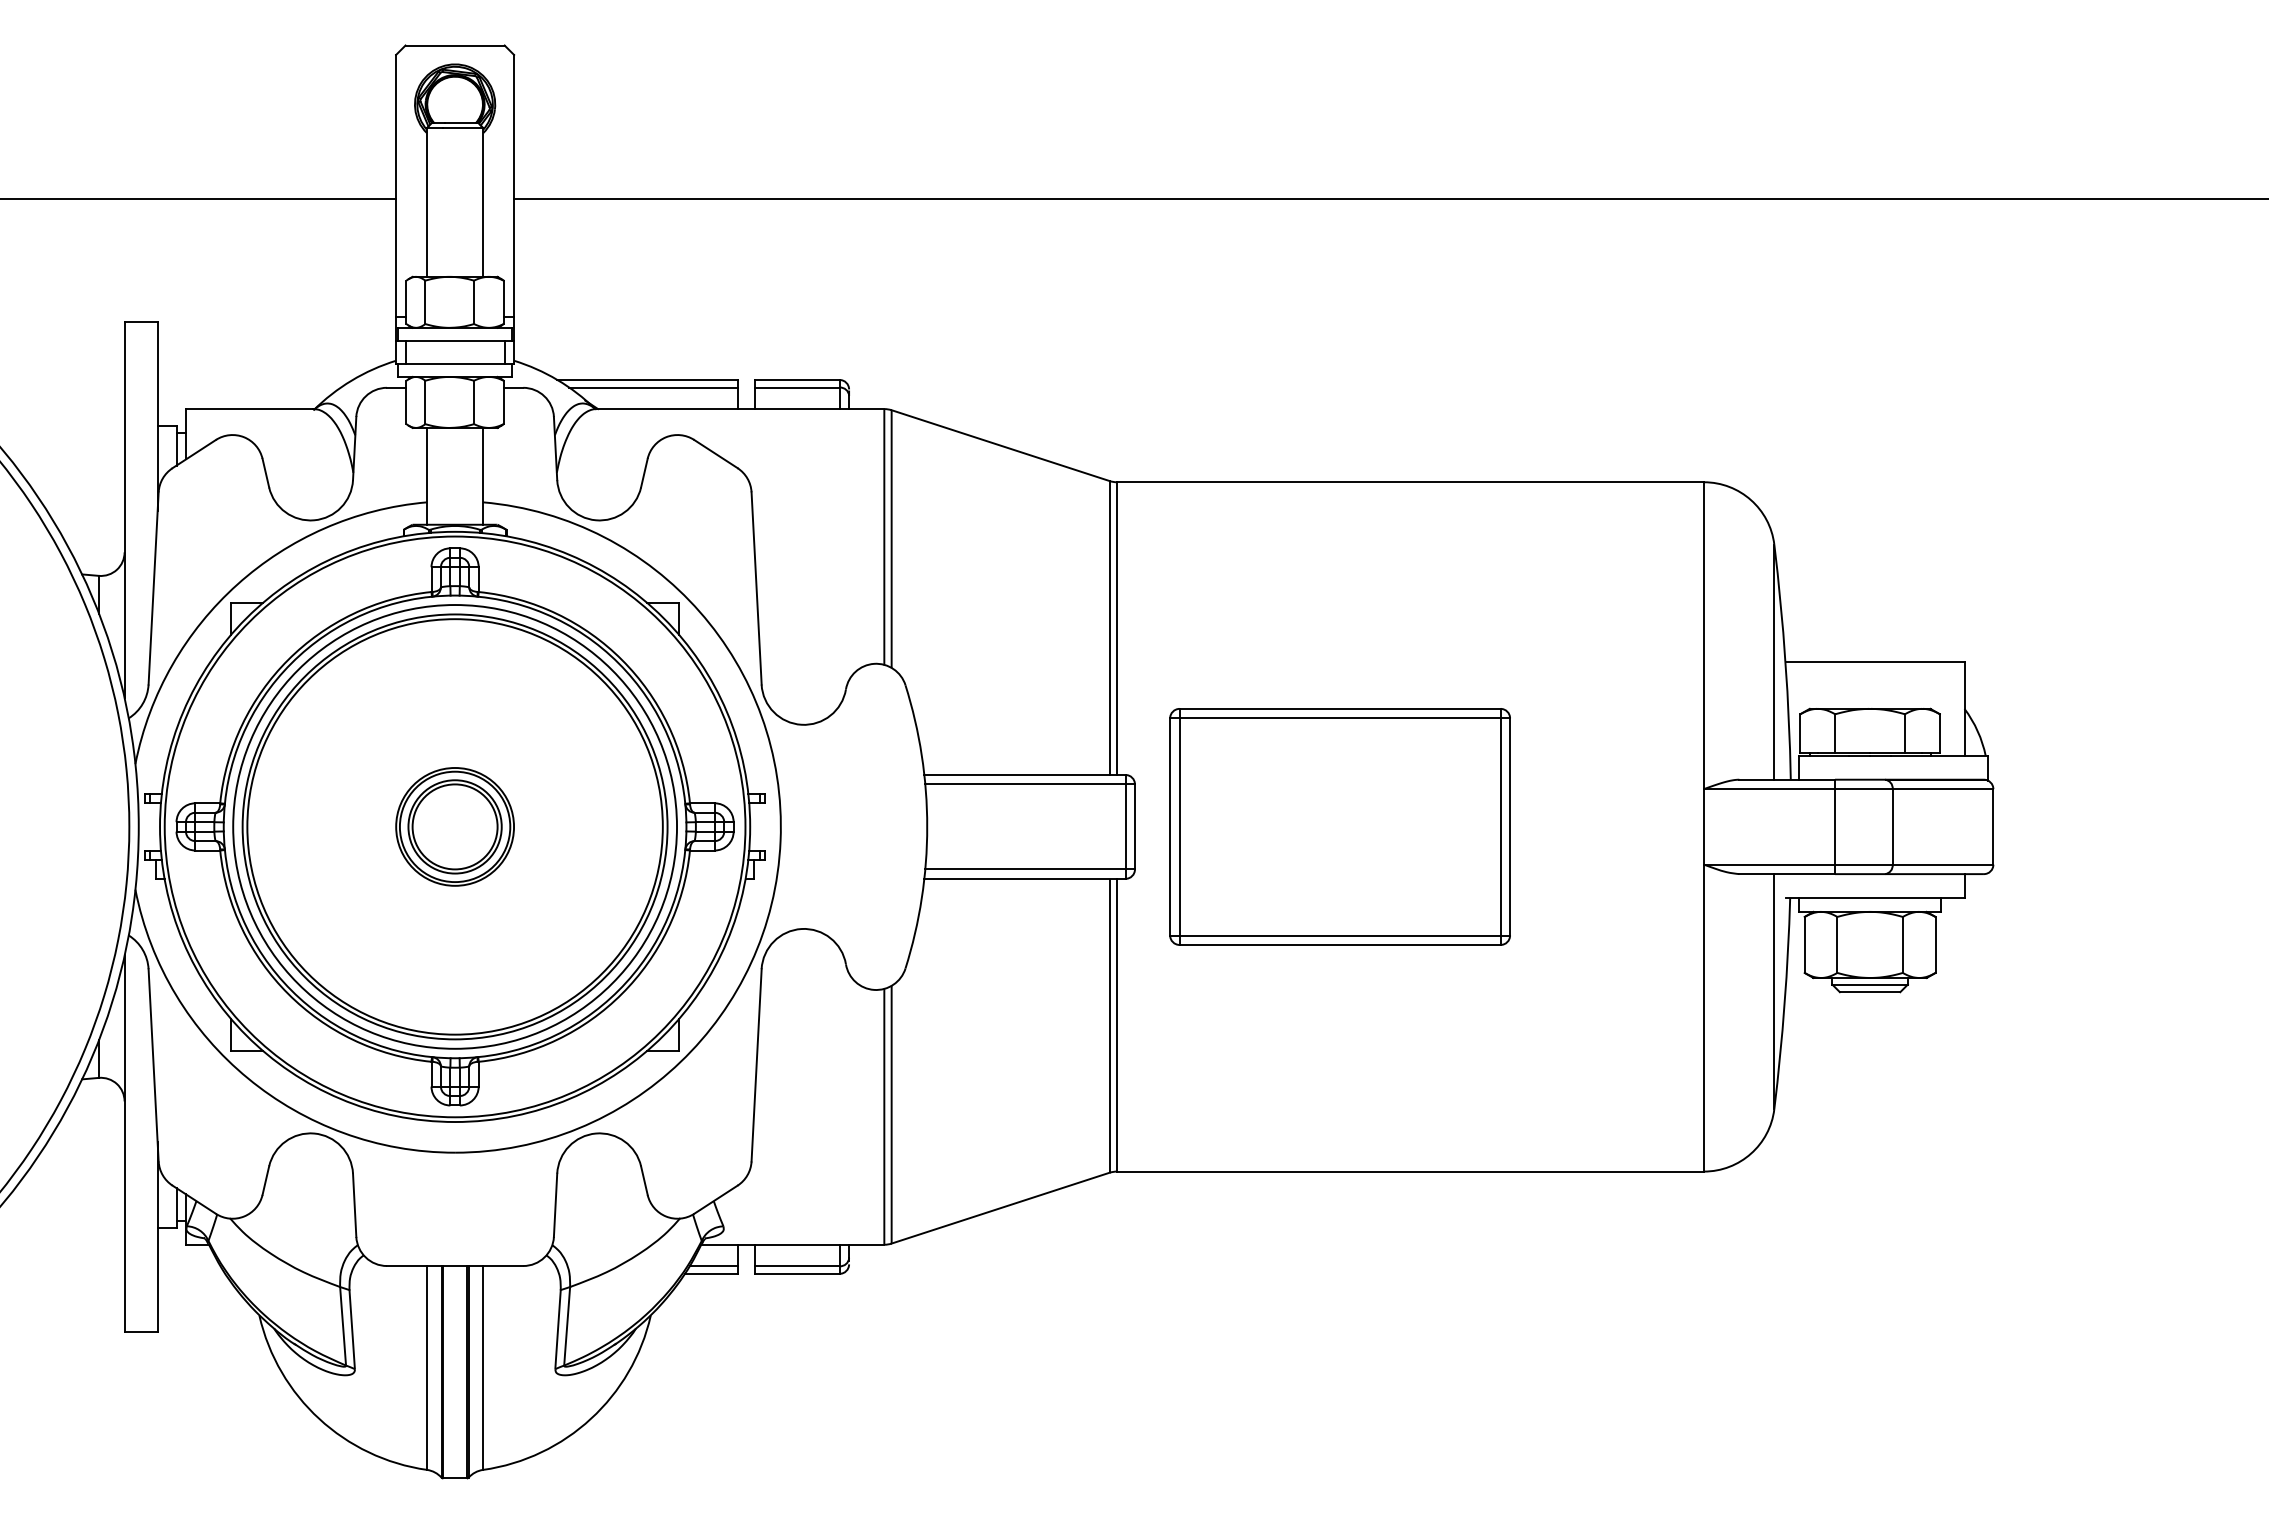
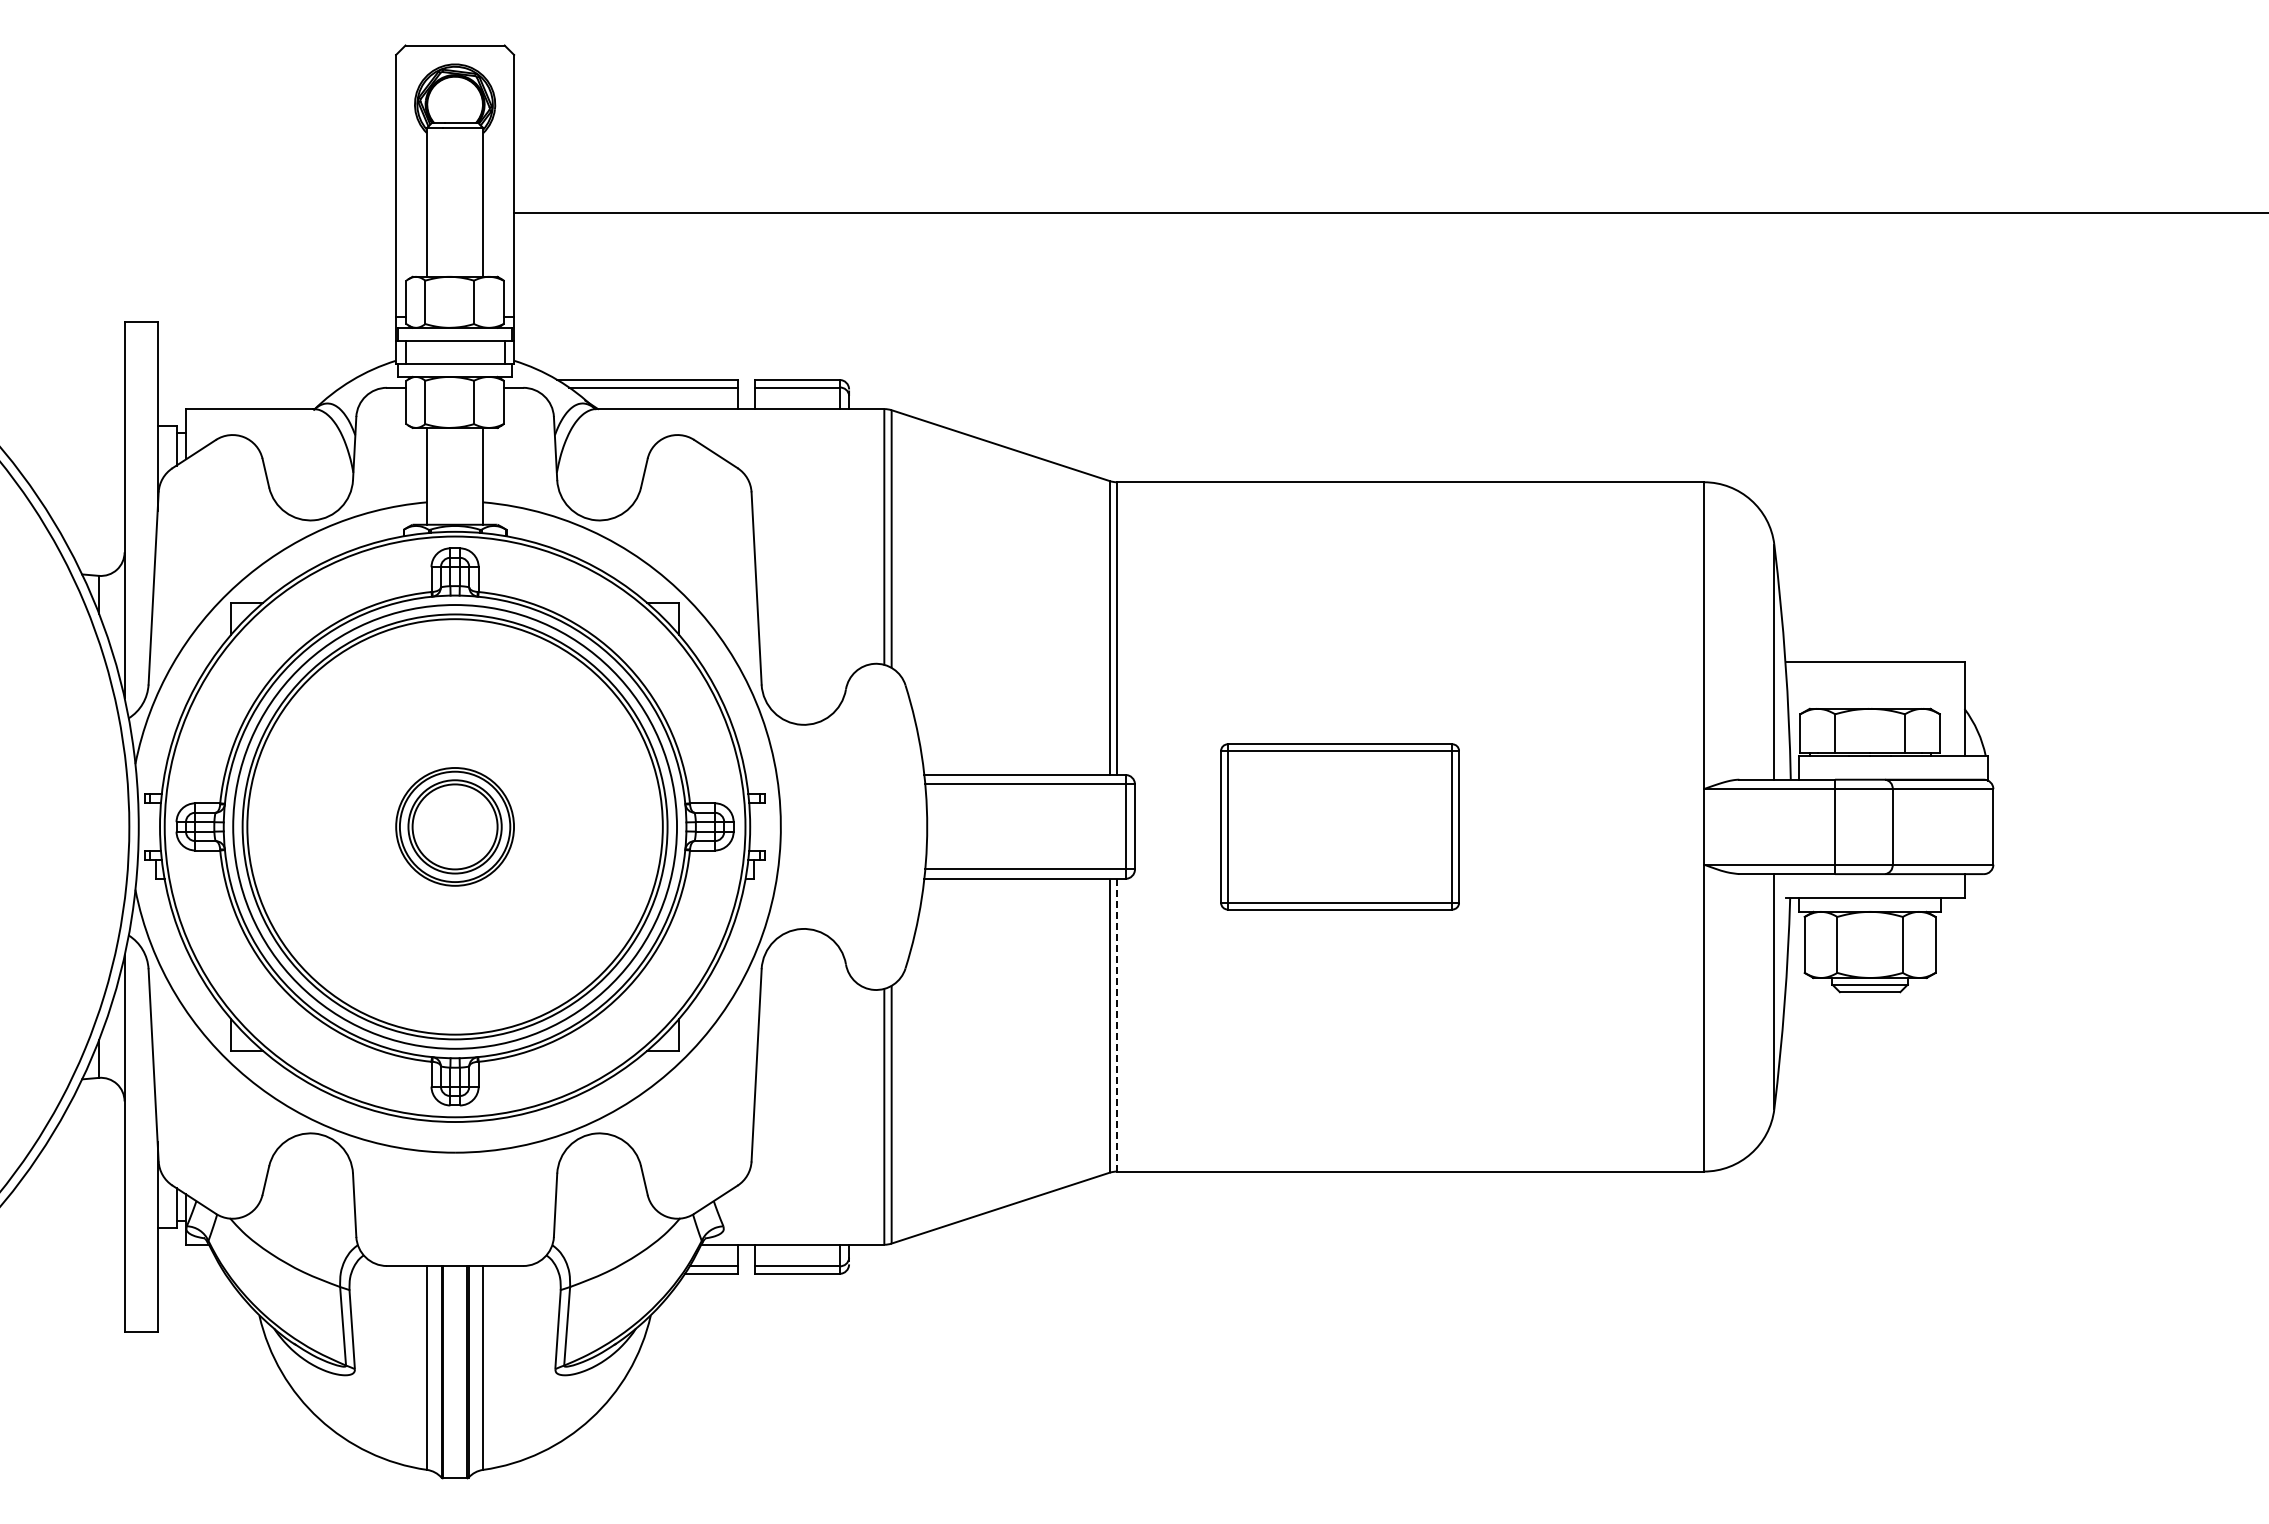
line: present -> none (199, 198)
line position: (1389, 198) -> (1389, 212) (1389, 212)
part size: 342x238 px -> 240x168 px (1339, 826)
line: solid -> dashed (1117, 1025)
